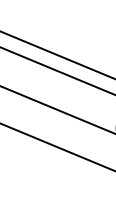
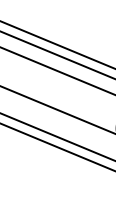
line: none -> present (57, 44)
line: none -> present (57, 136)
